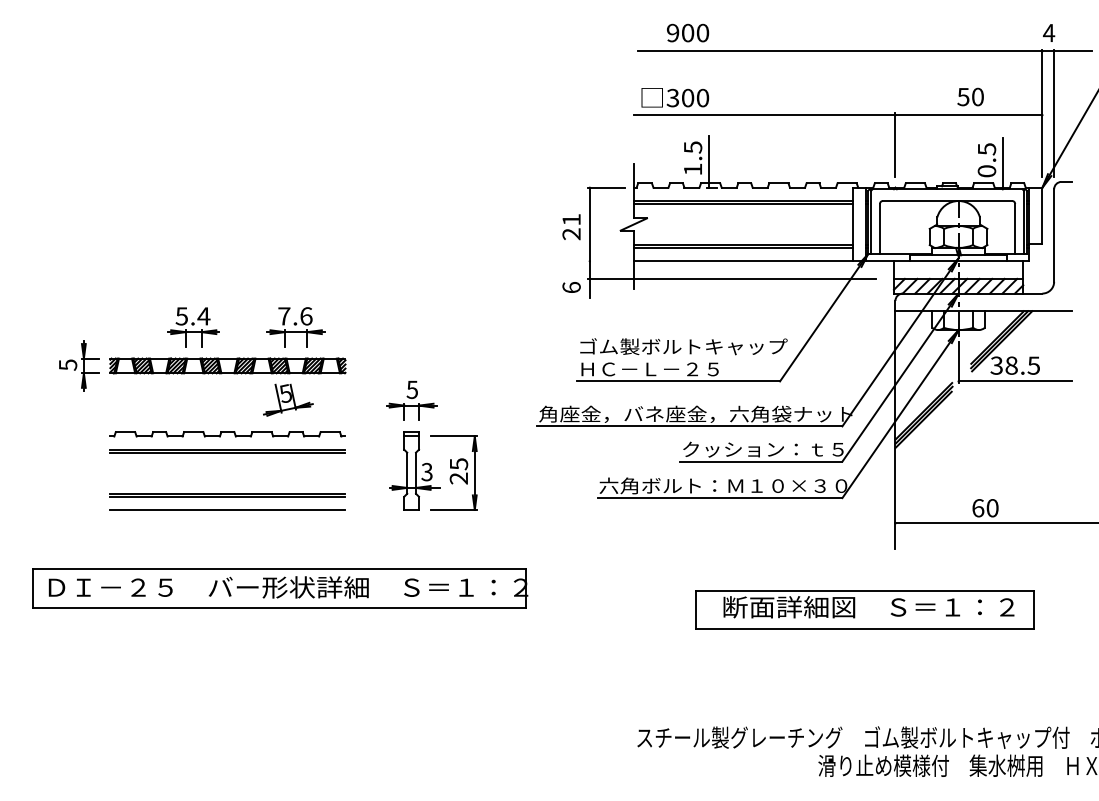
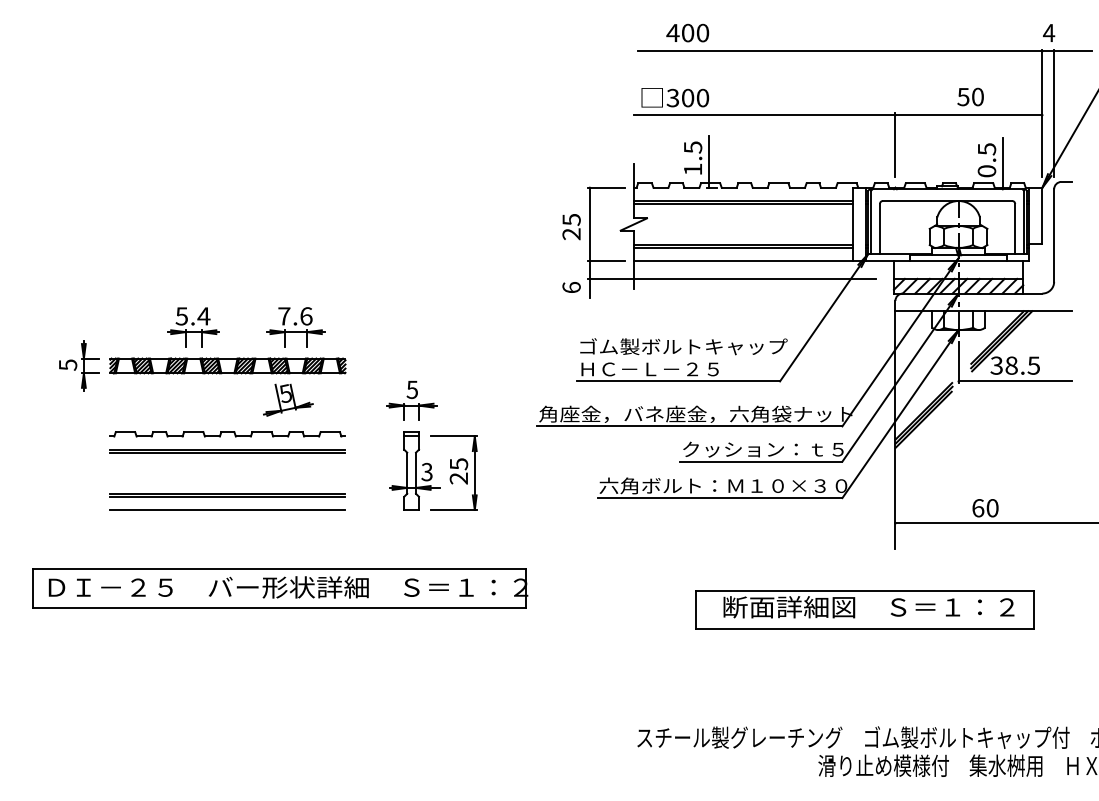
text: 900 -> 400 (672, 32)
text: 21 -> 25 (571, 219)
line: none -> present (606, 261)
